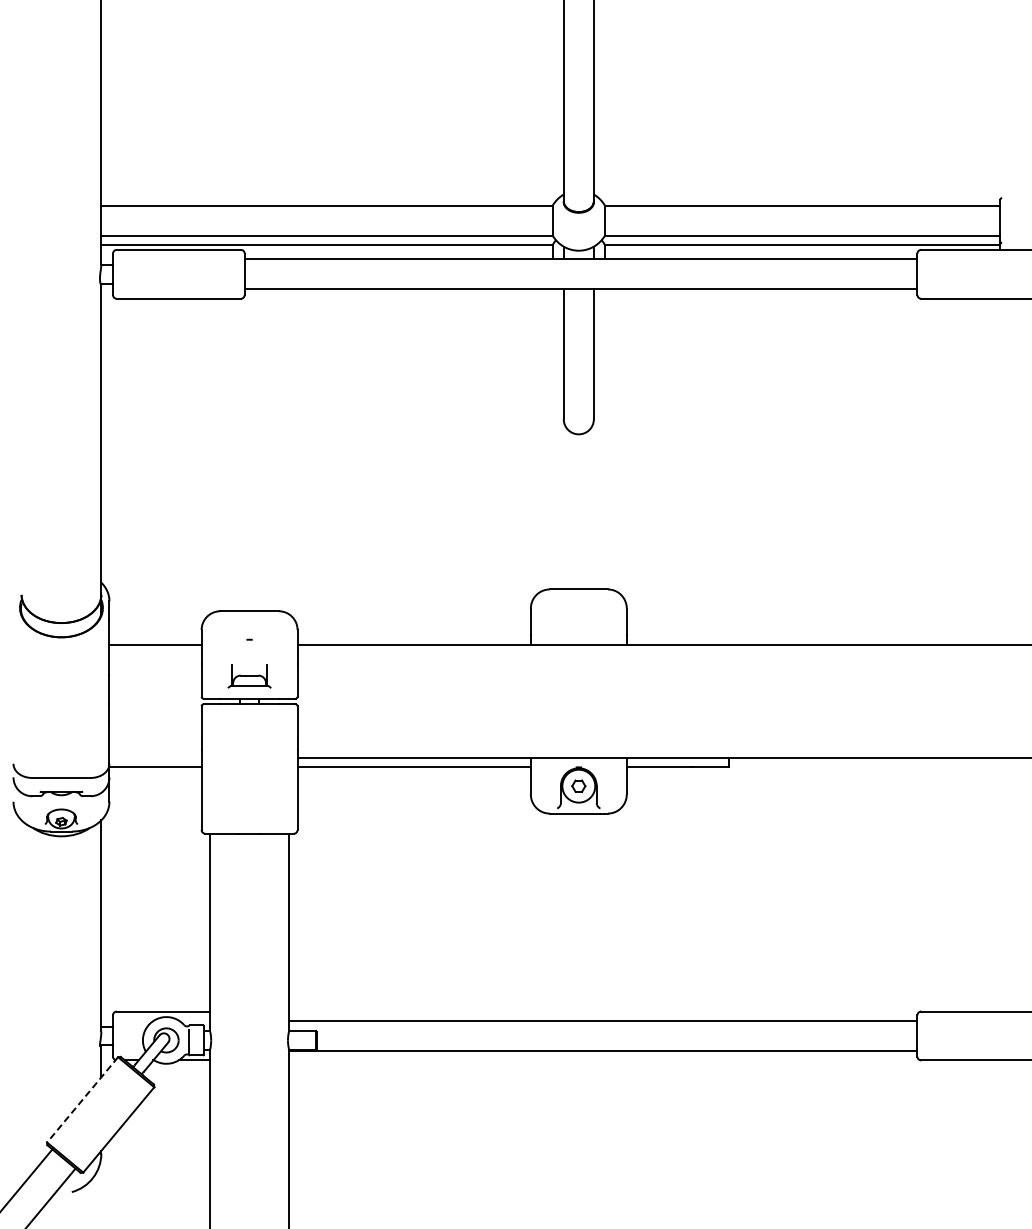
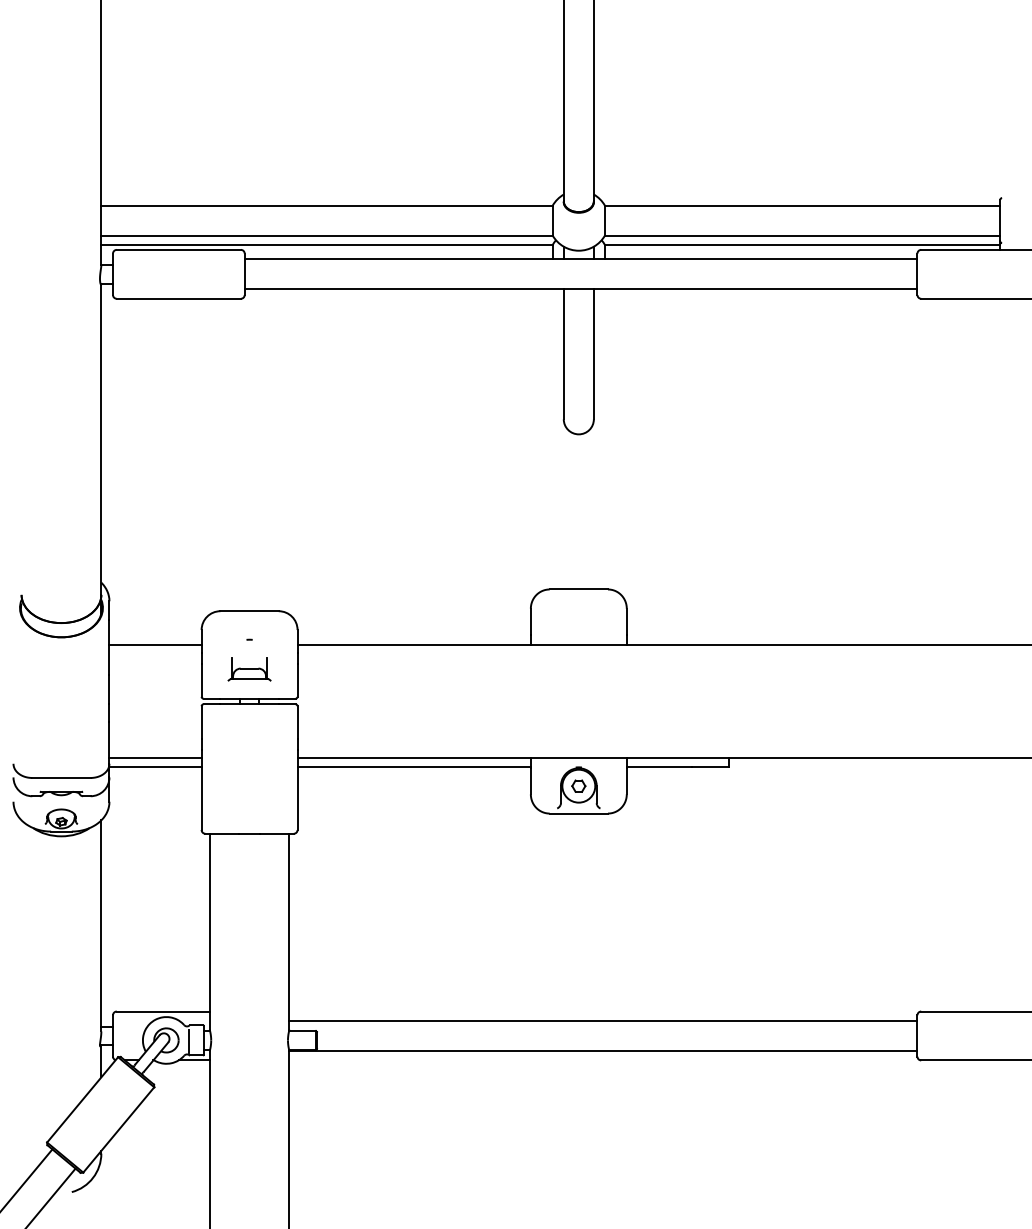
part position: (249, 676) -> (249, 669) (249, 669)
line: none -> present (155, 758)
line: dashed -> solid (82, 1100)
